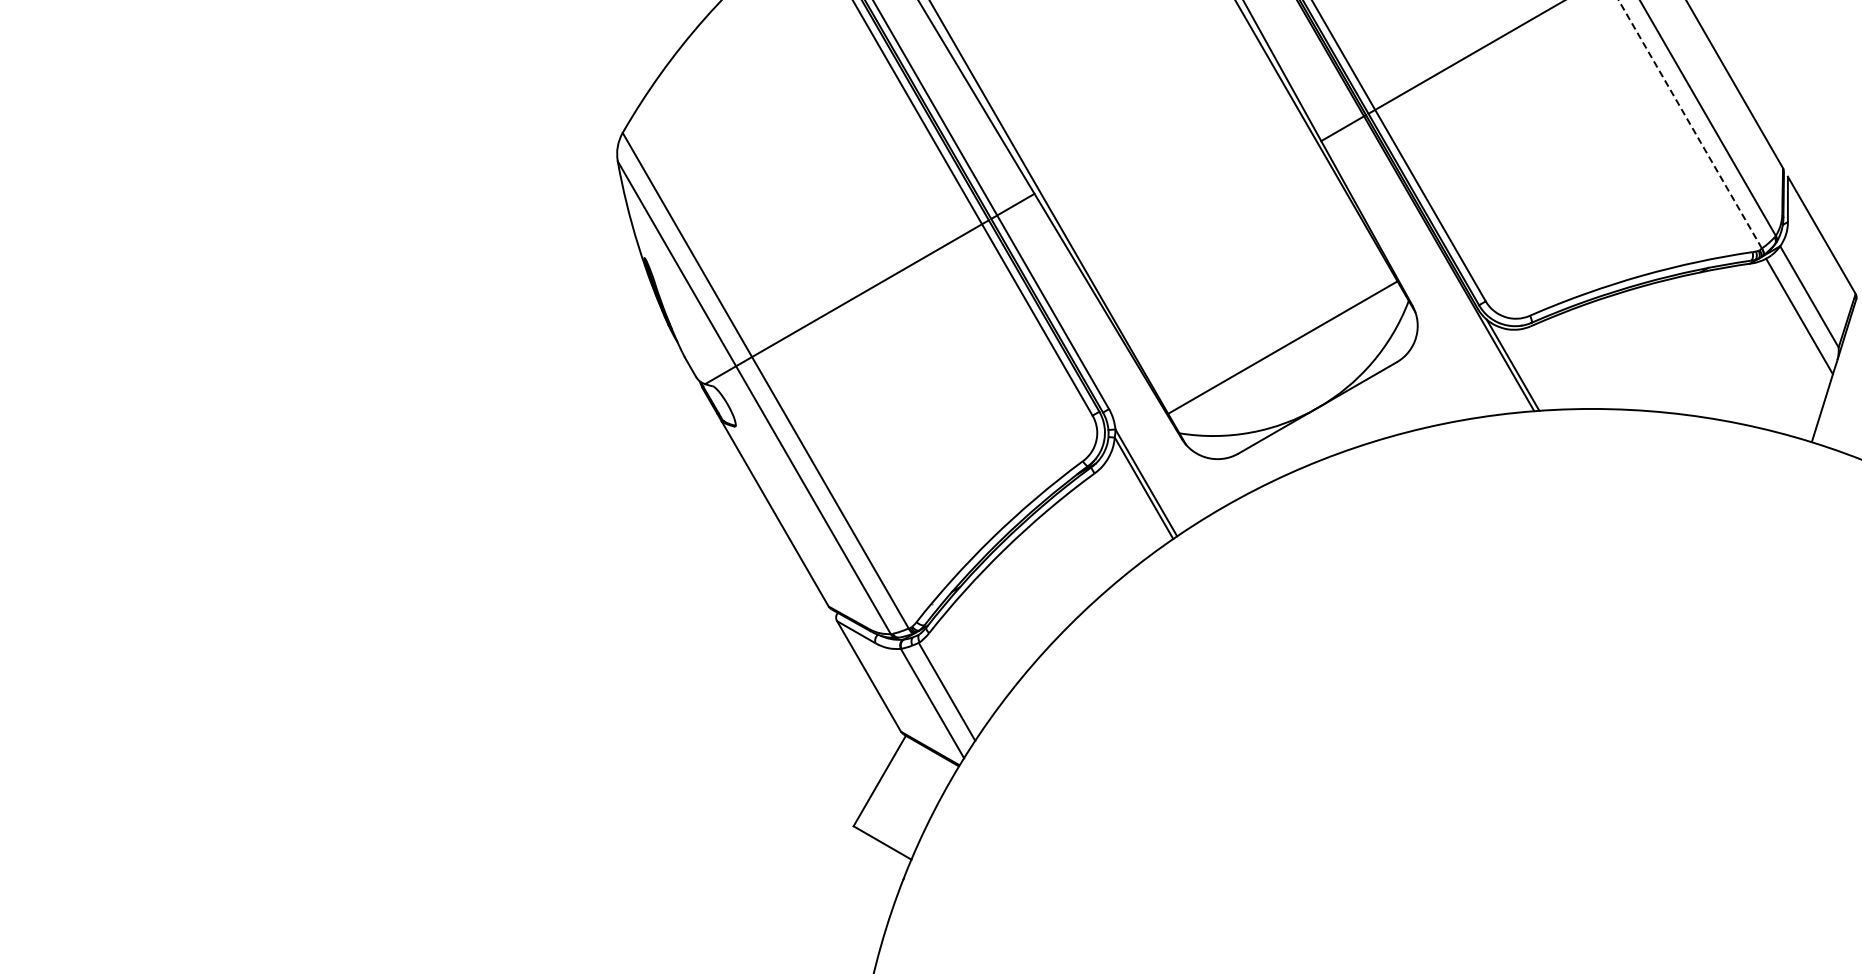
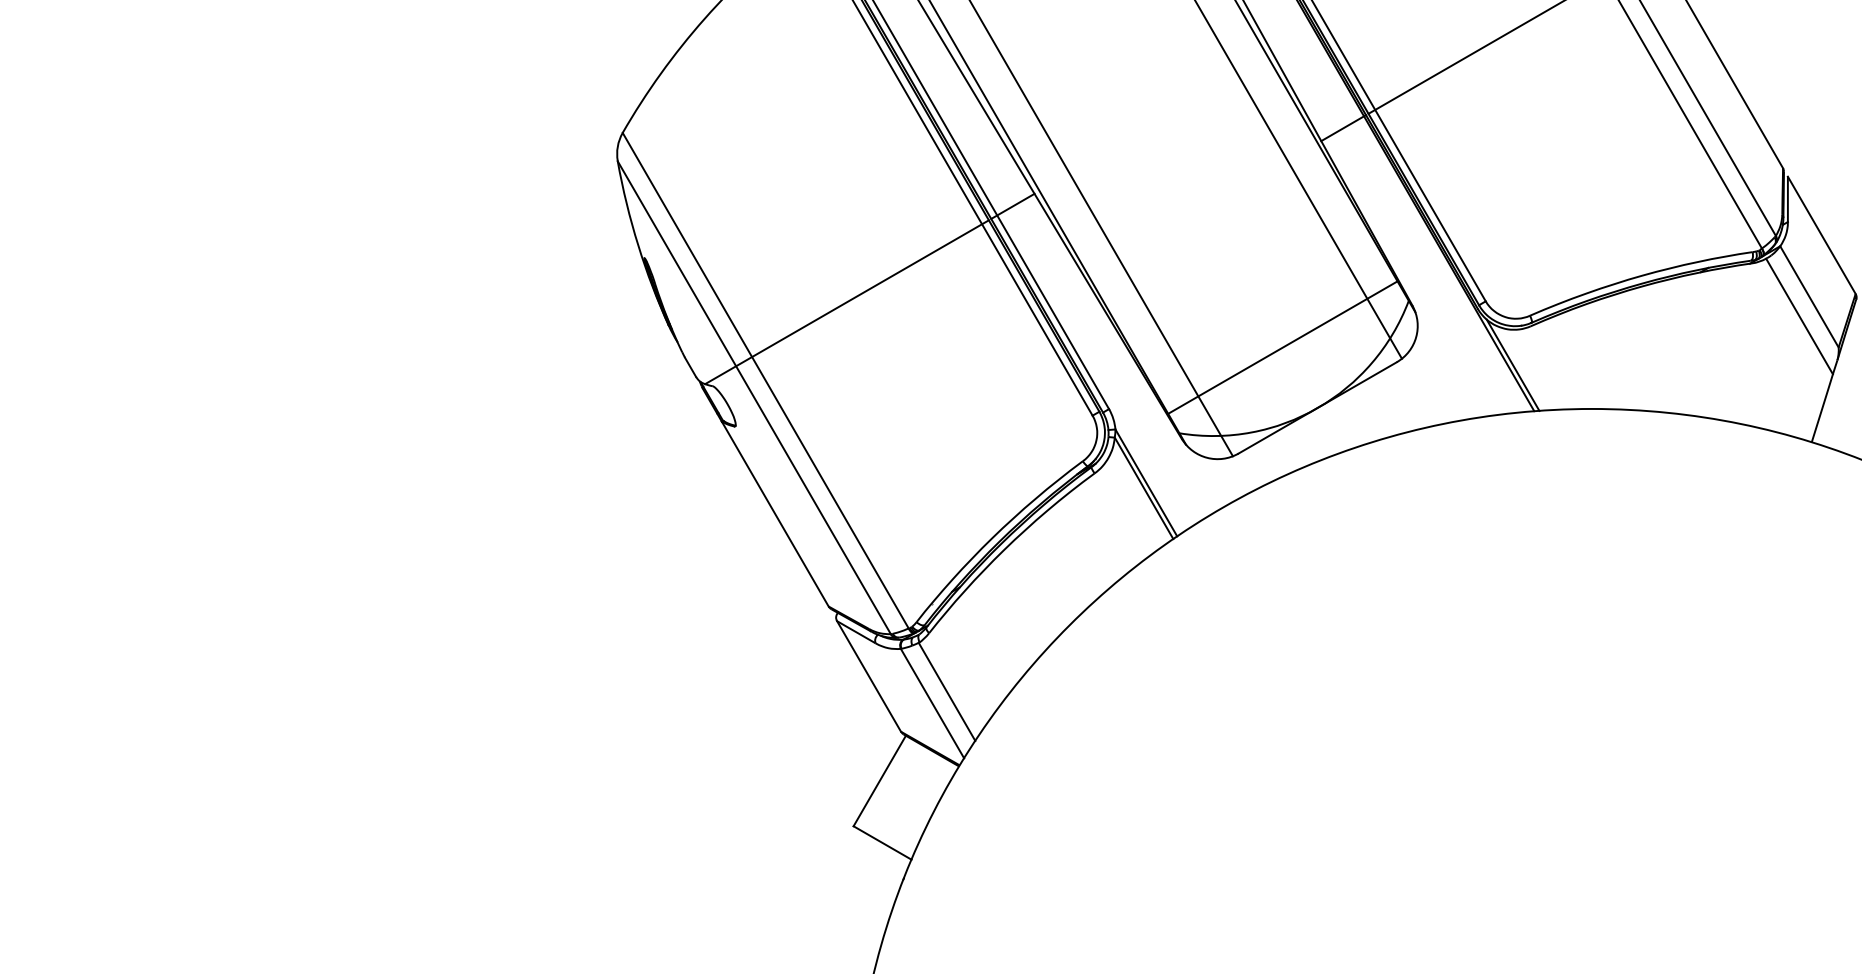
line: dashed -> solid (1690, 123)
line: none -> present (1298, 180)
line: none -> present (1101, 229)
